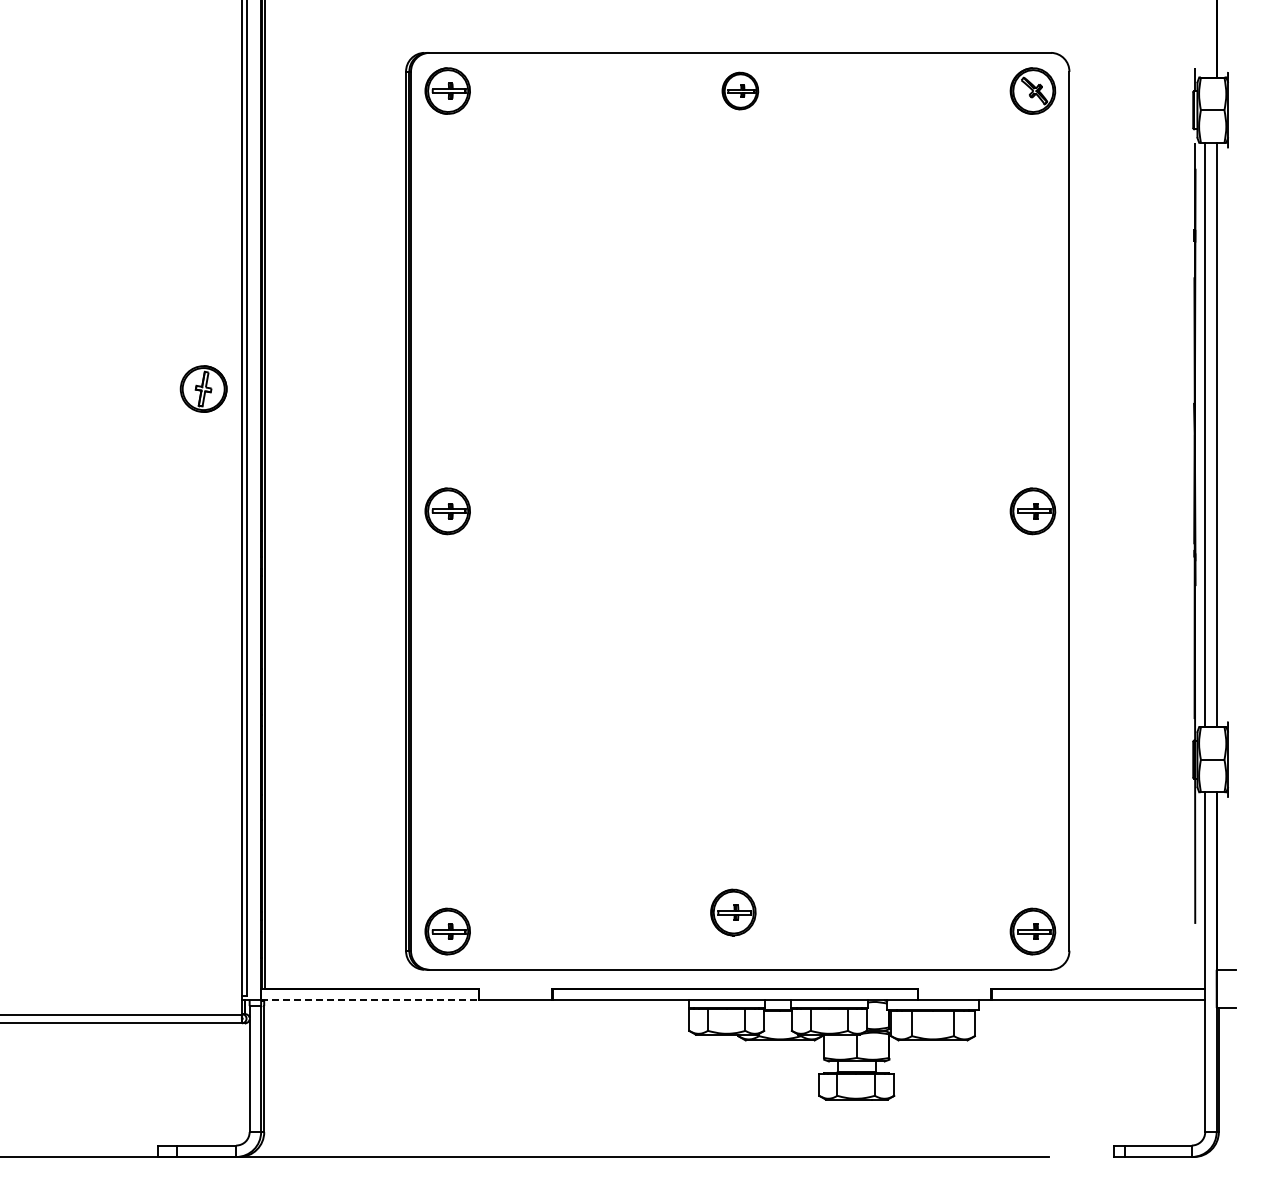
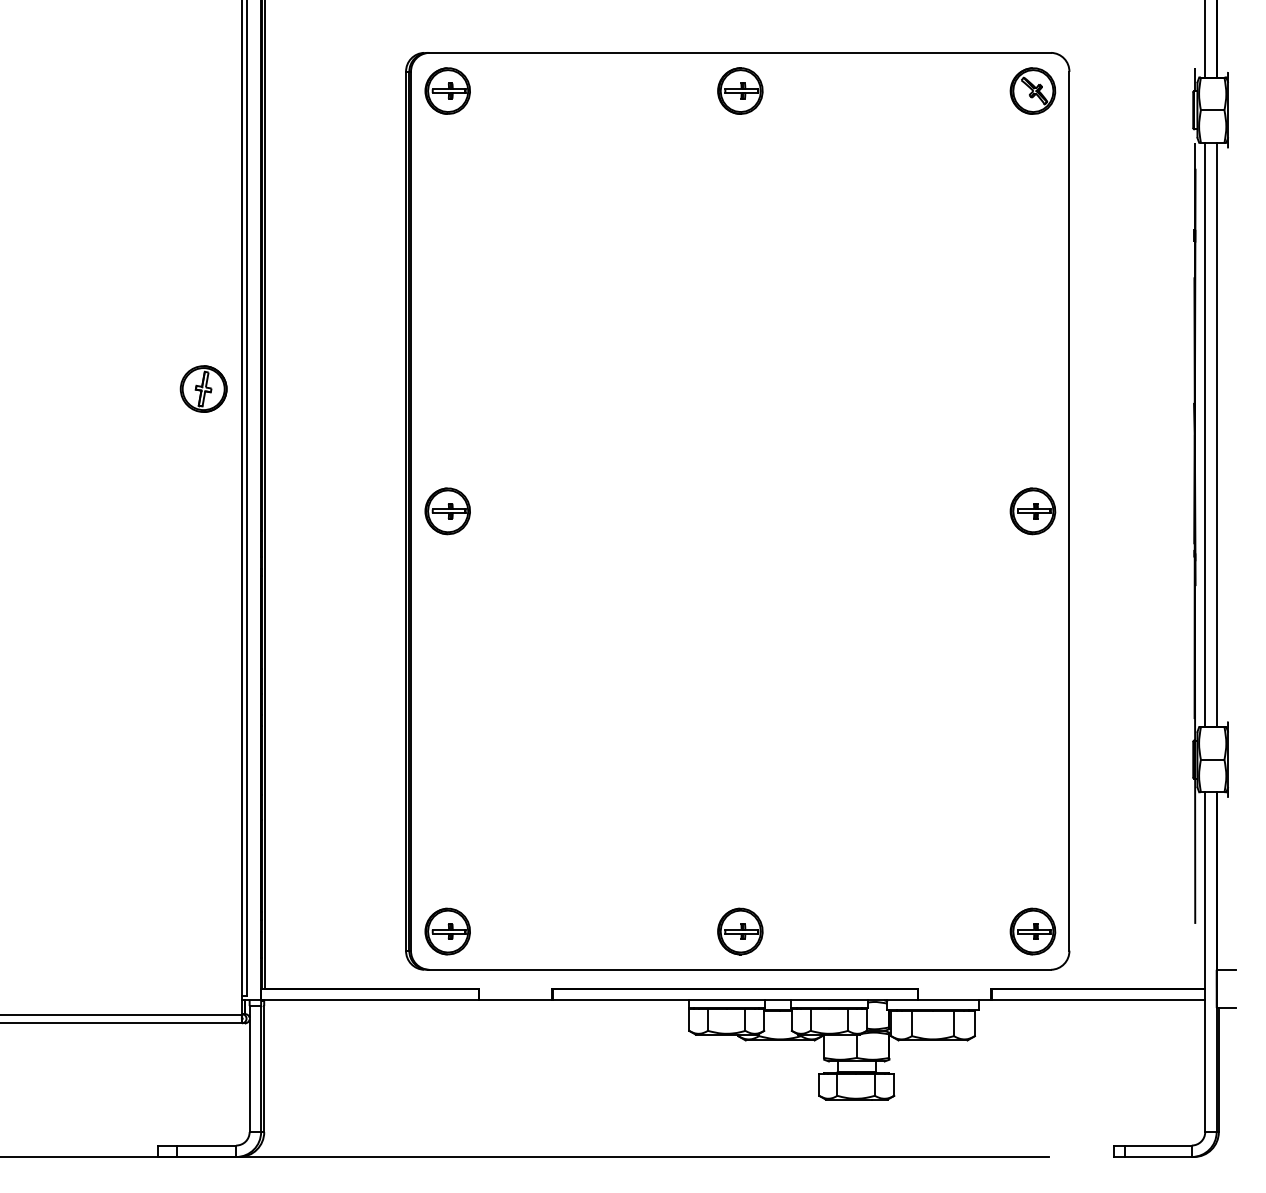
line: none -> present (1205, 39)
part size: 39x40 px -> 47x48 px (740, 90)
part position: (733, 912) -> (740, 931) (740, 931)
line: dashed -> solid (369, 1000)
